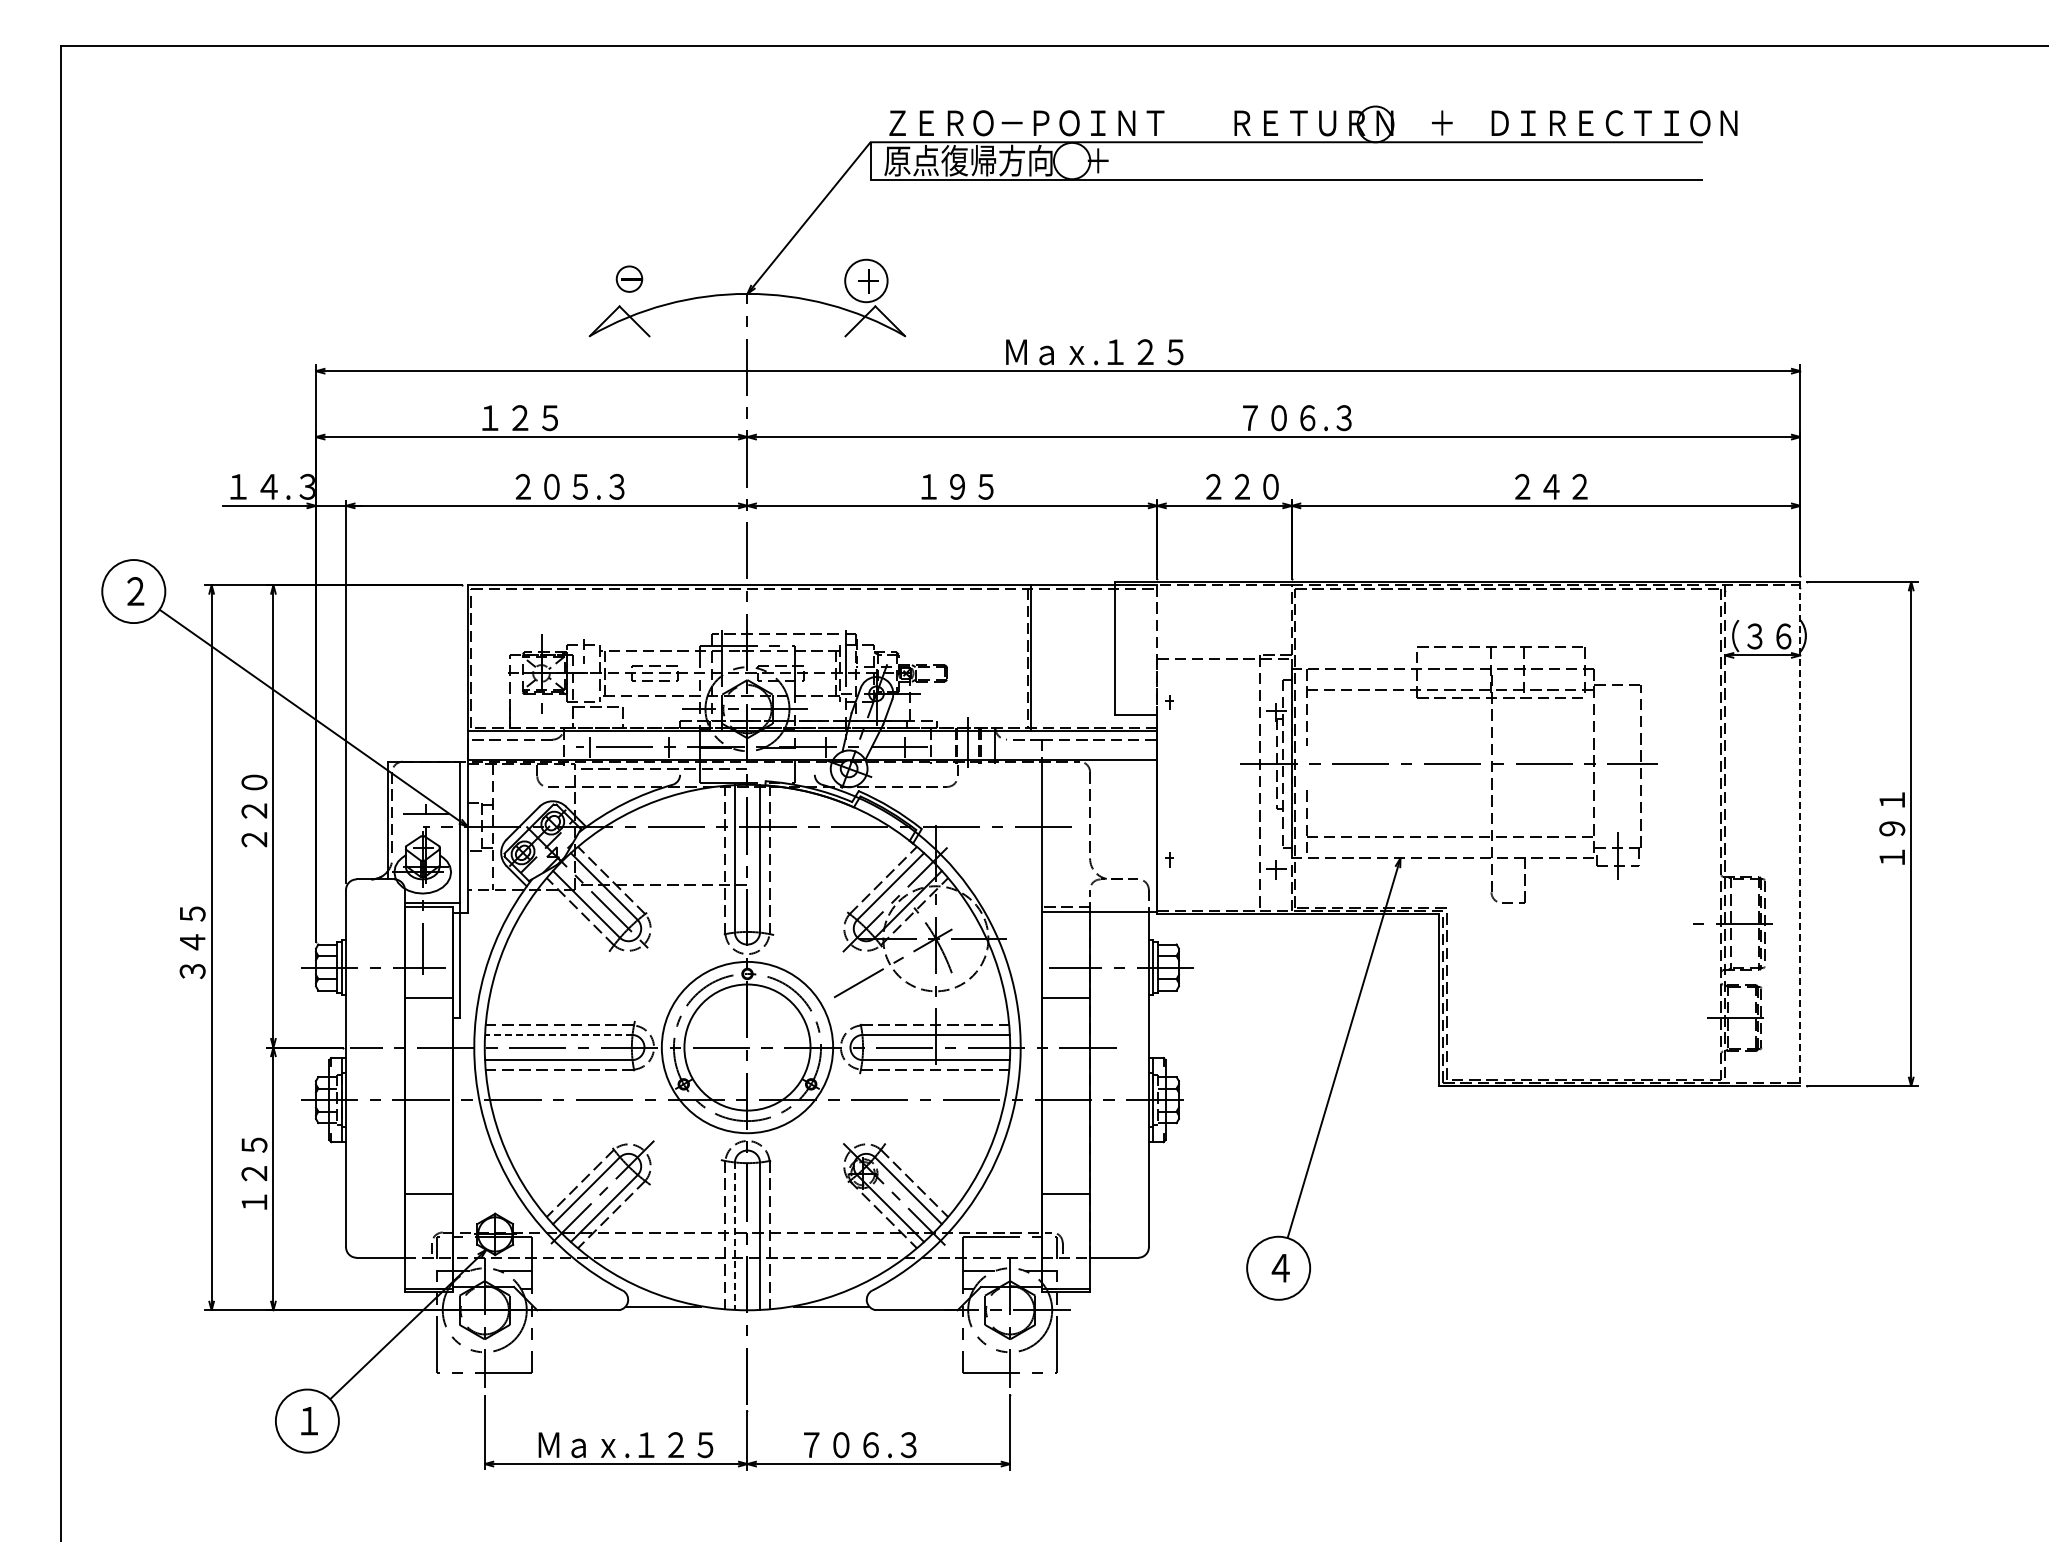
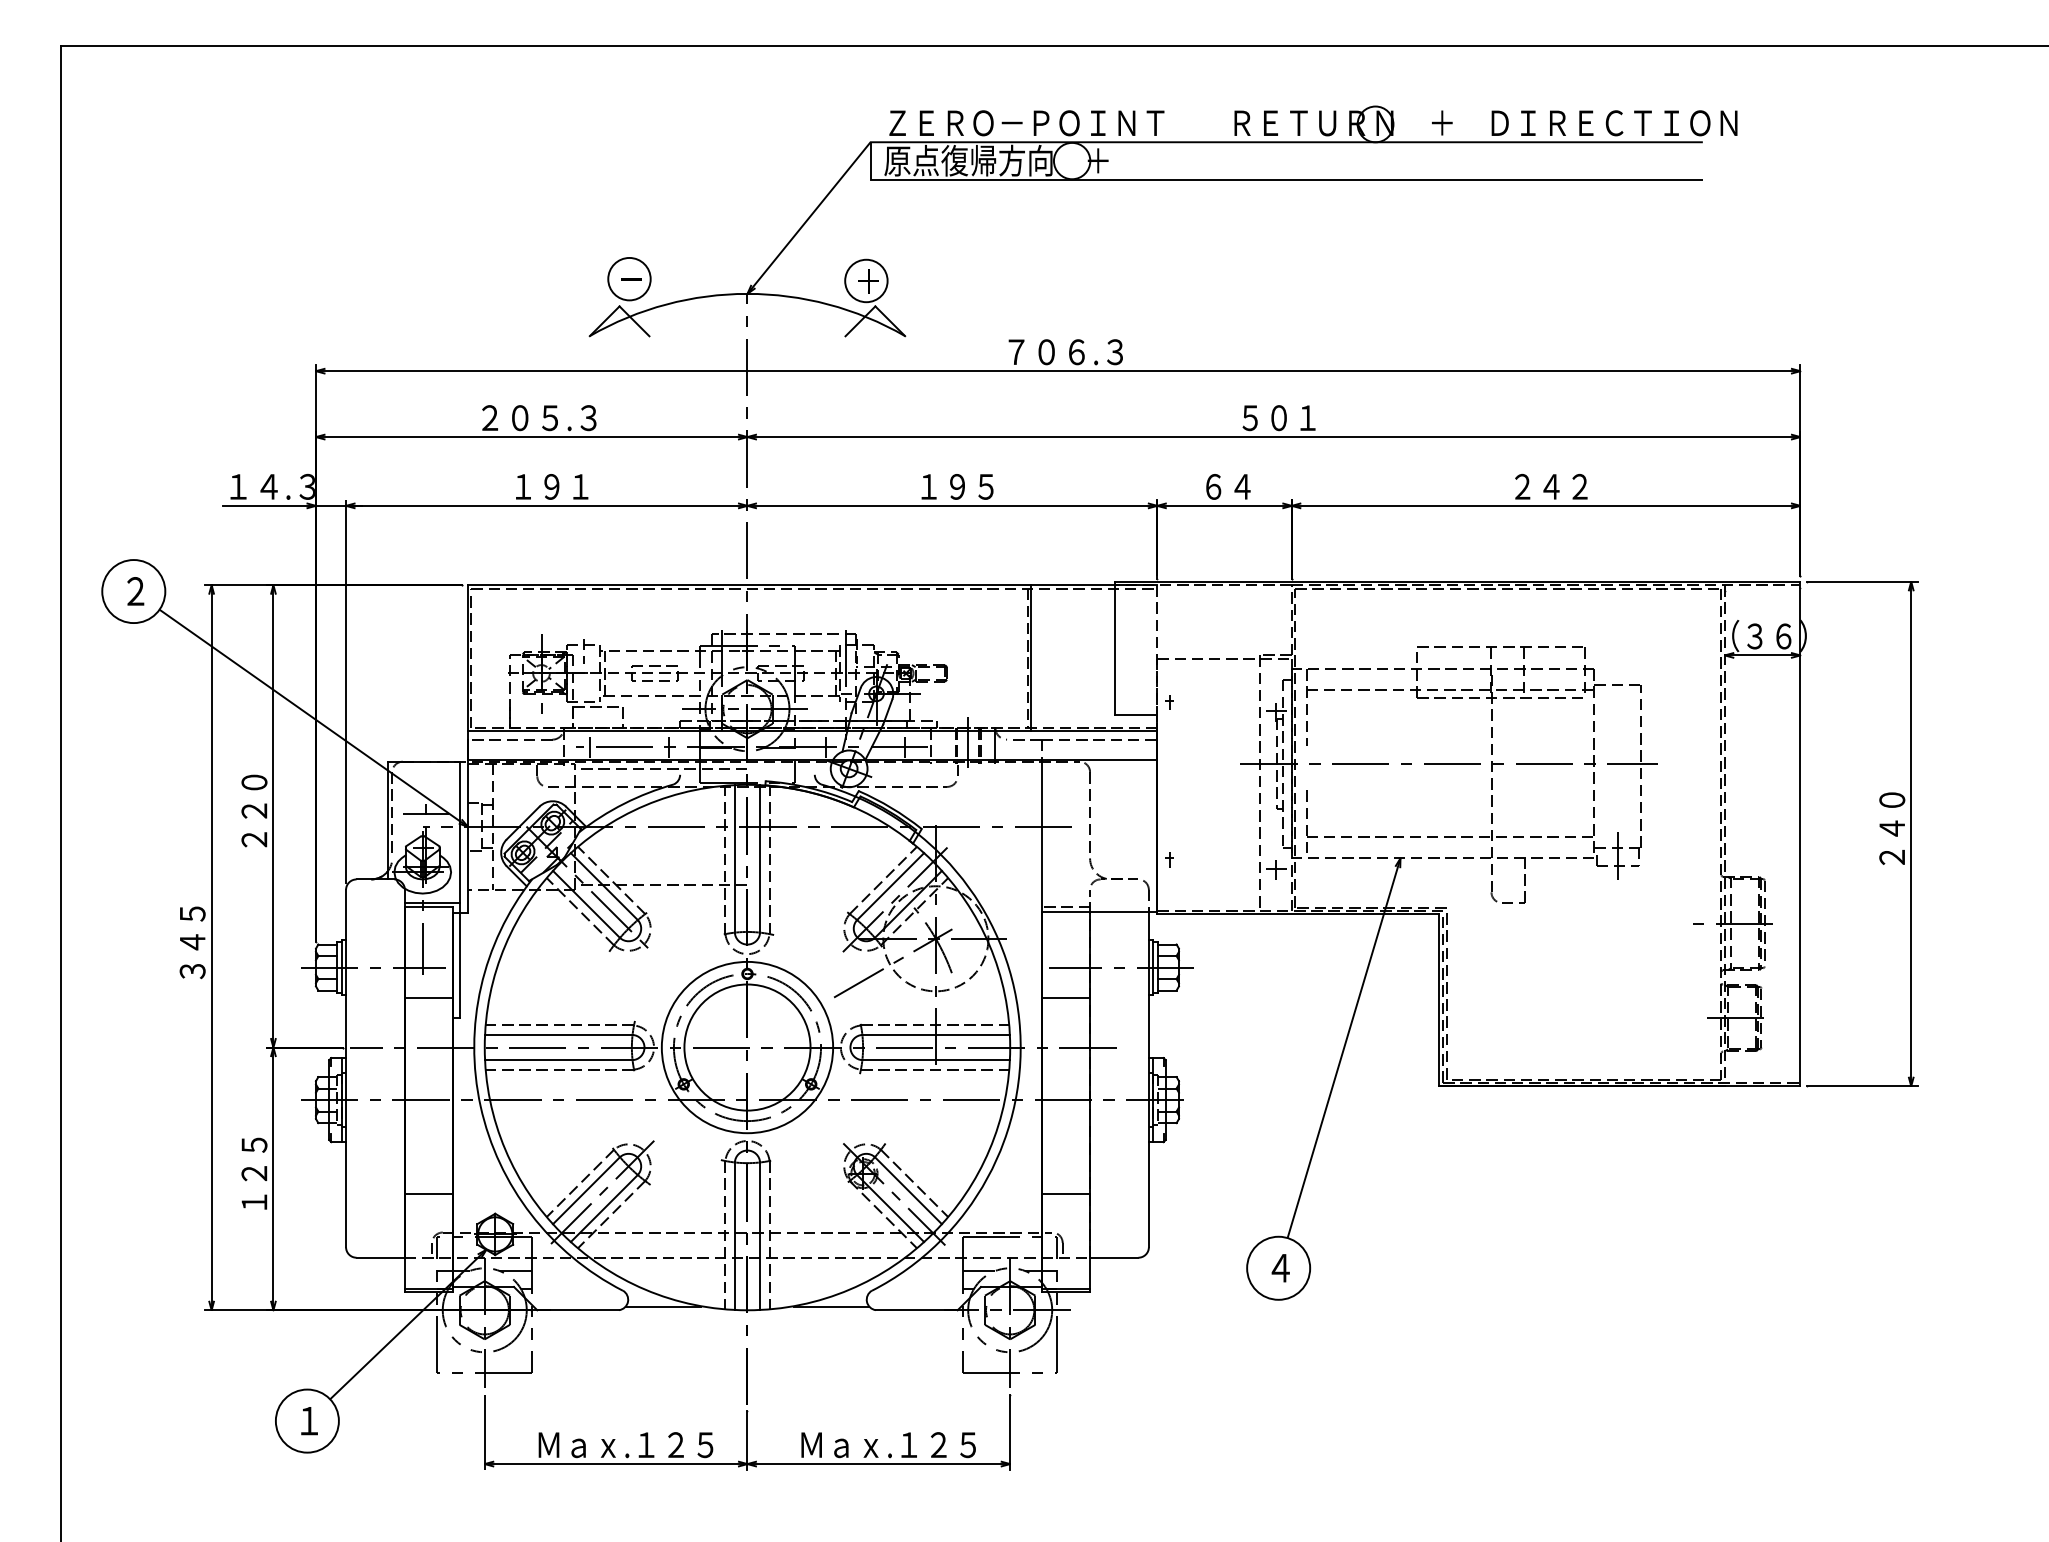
circle diameter: 25 px -> 42 px (629, 278)
text: Ｍａｘ.１２５ -> ７０６.３ (1094, 352)
text: １２５ -> ２０５.３ (539, 418)
text: ７０６.３ -> ５０１ (1296, 418)
text: ２０５.３ -> １９１ (569, 486)
text: ２２０ -> ６４ (1242, 486)
text: １９１ -> ２４０ (1892, 828)
line: dashed -> solid (1800, 834)
line: dashed -> solid (558, 1034)
line: dashed -> solid (734, 1236)
text: ７０６.３ -> Ｍａｘ.１２５ (888, 1445)
